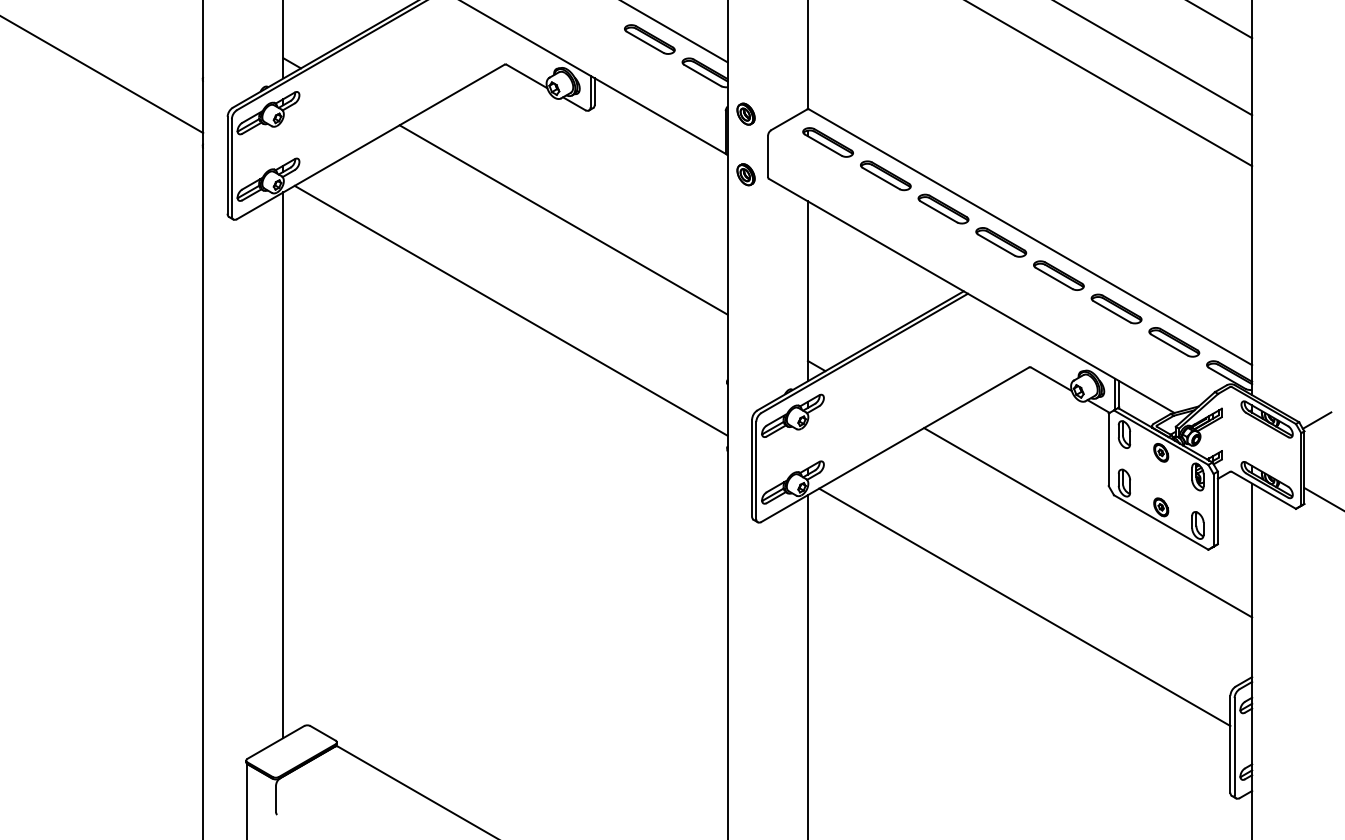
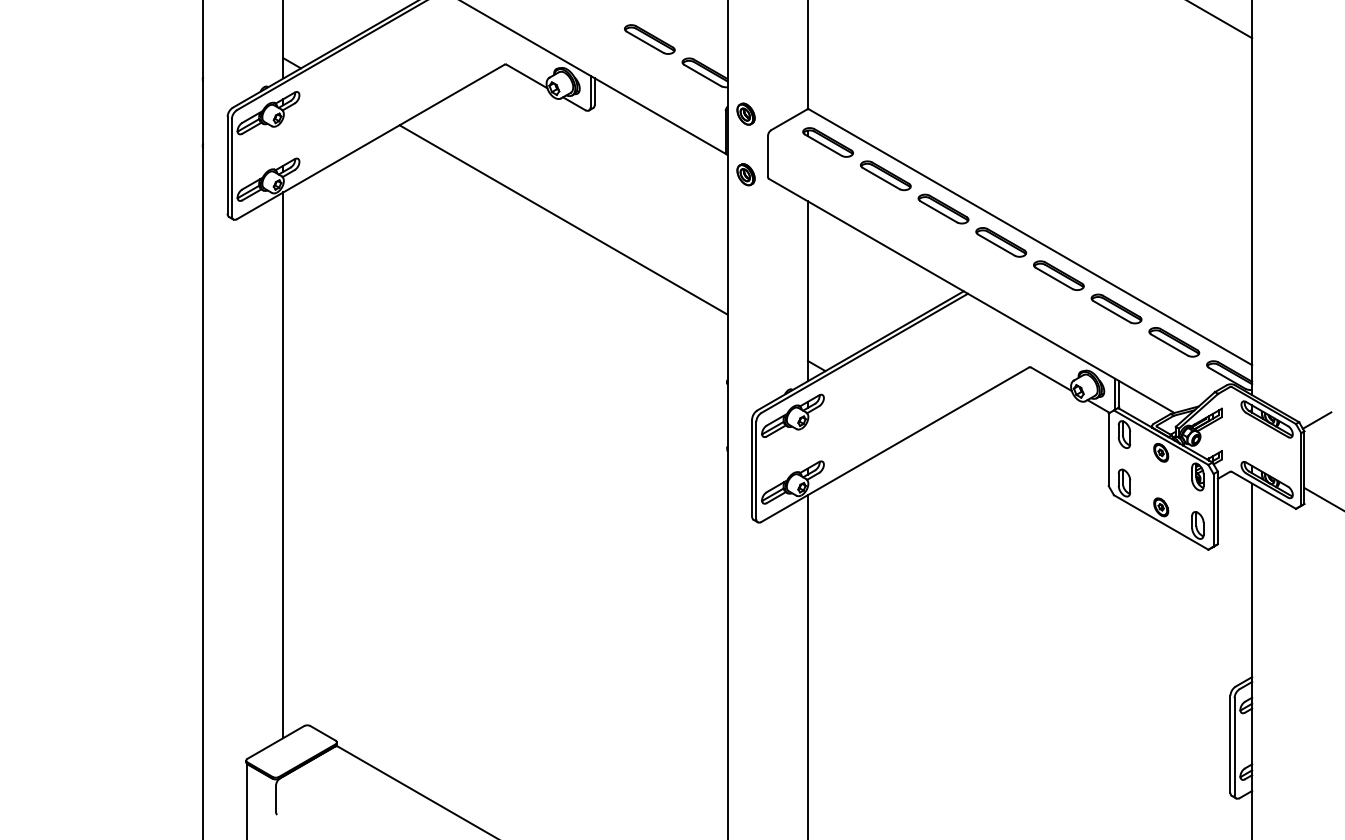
line: present -> none (675, 32)
line: present -> none (1154, 58)
line: present -> none (102, 75)
line: present -> none (1110, 84)
line: present -> none (510, 310)
line: present -> none (1088, 522)
line: present -> none (1024, 607)
